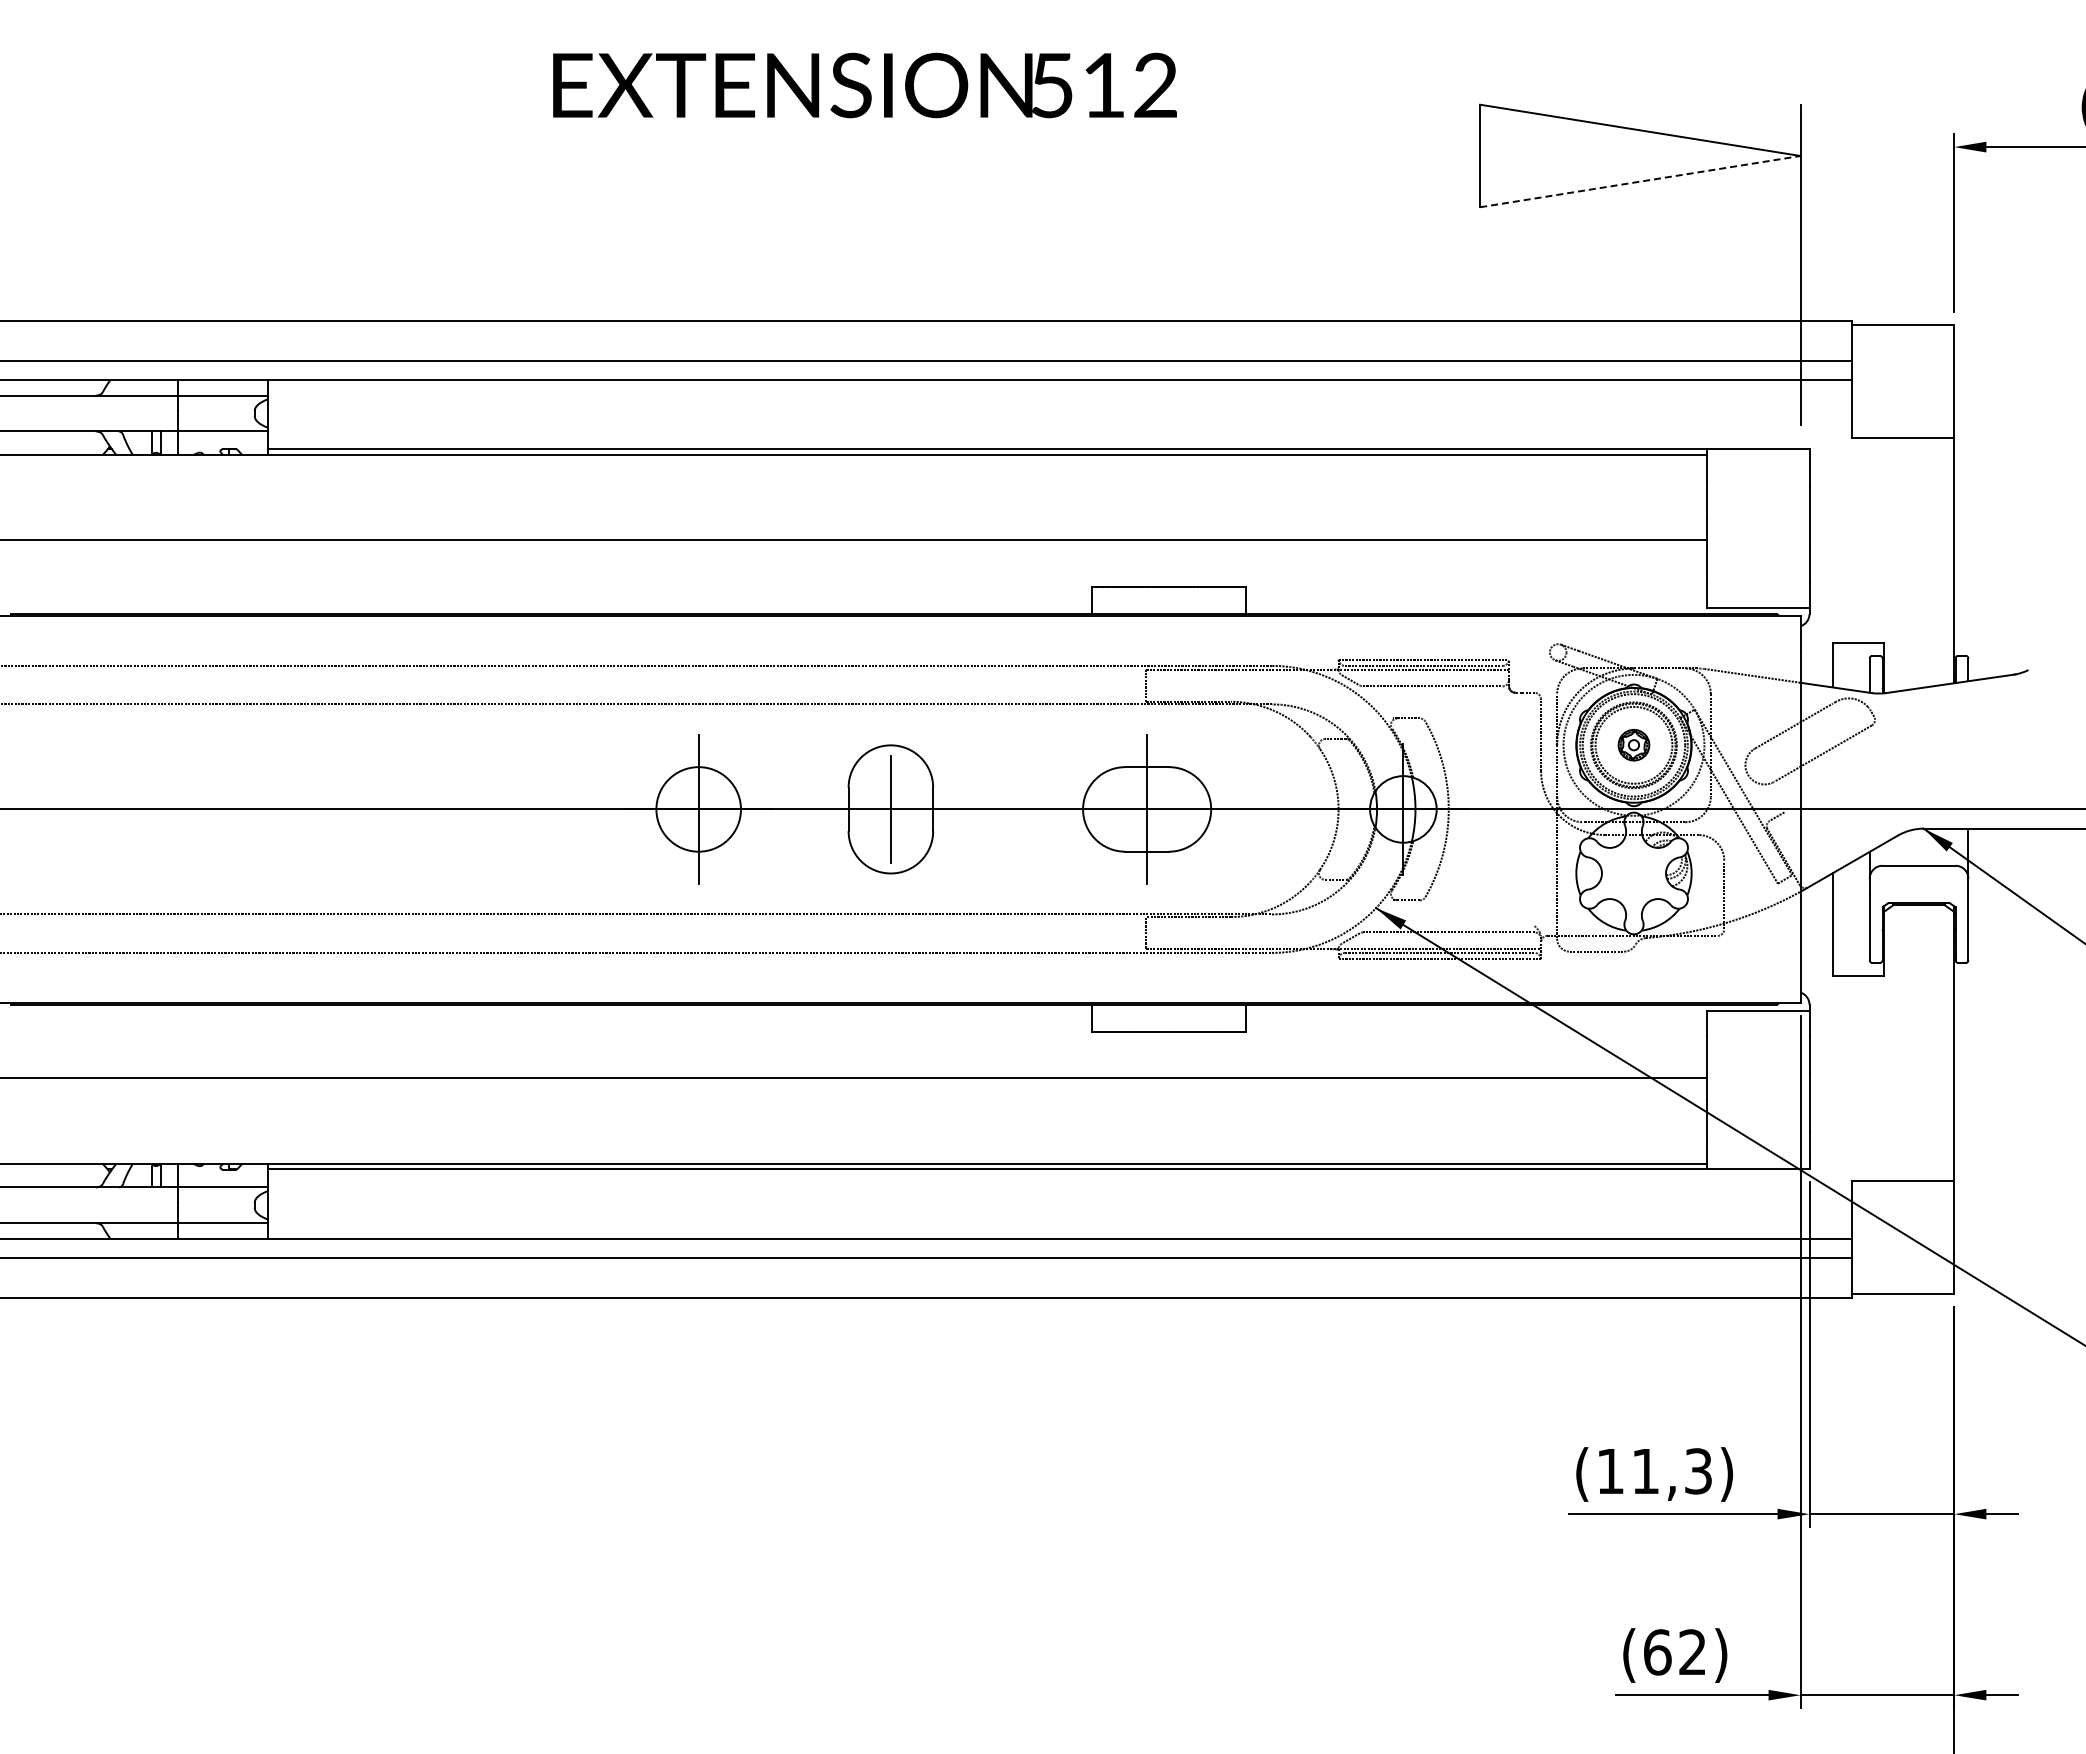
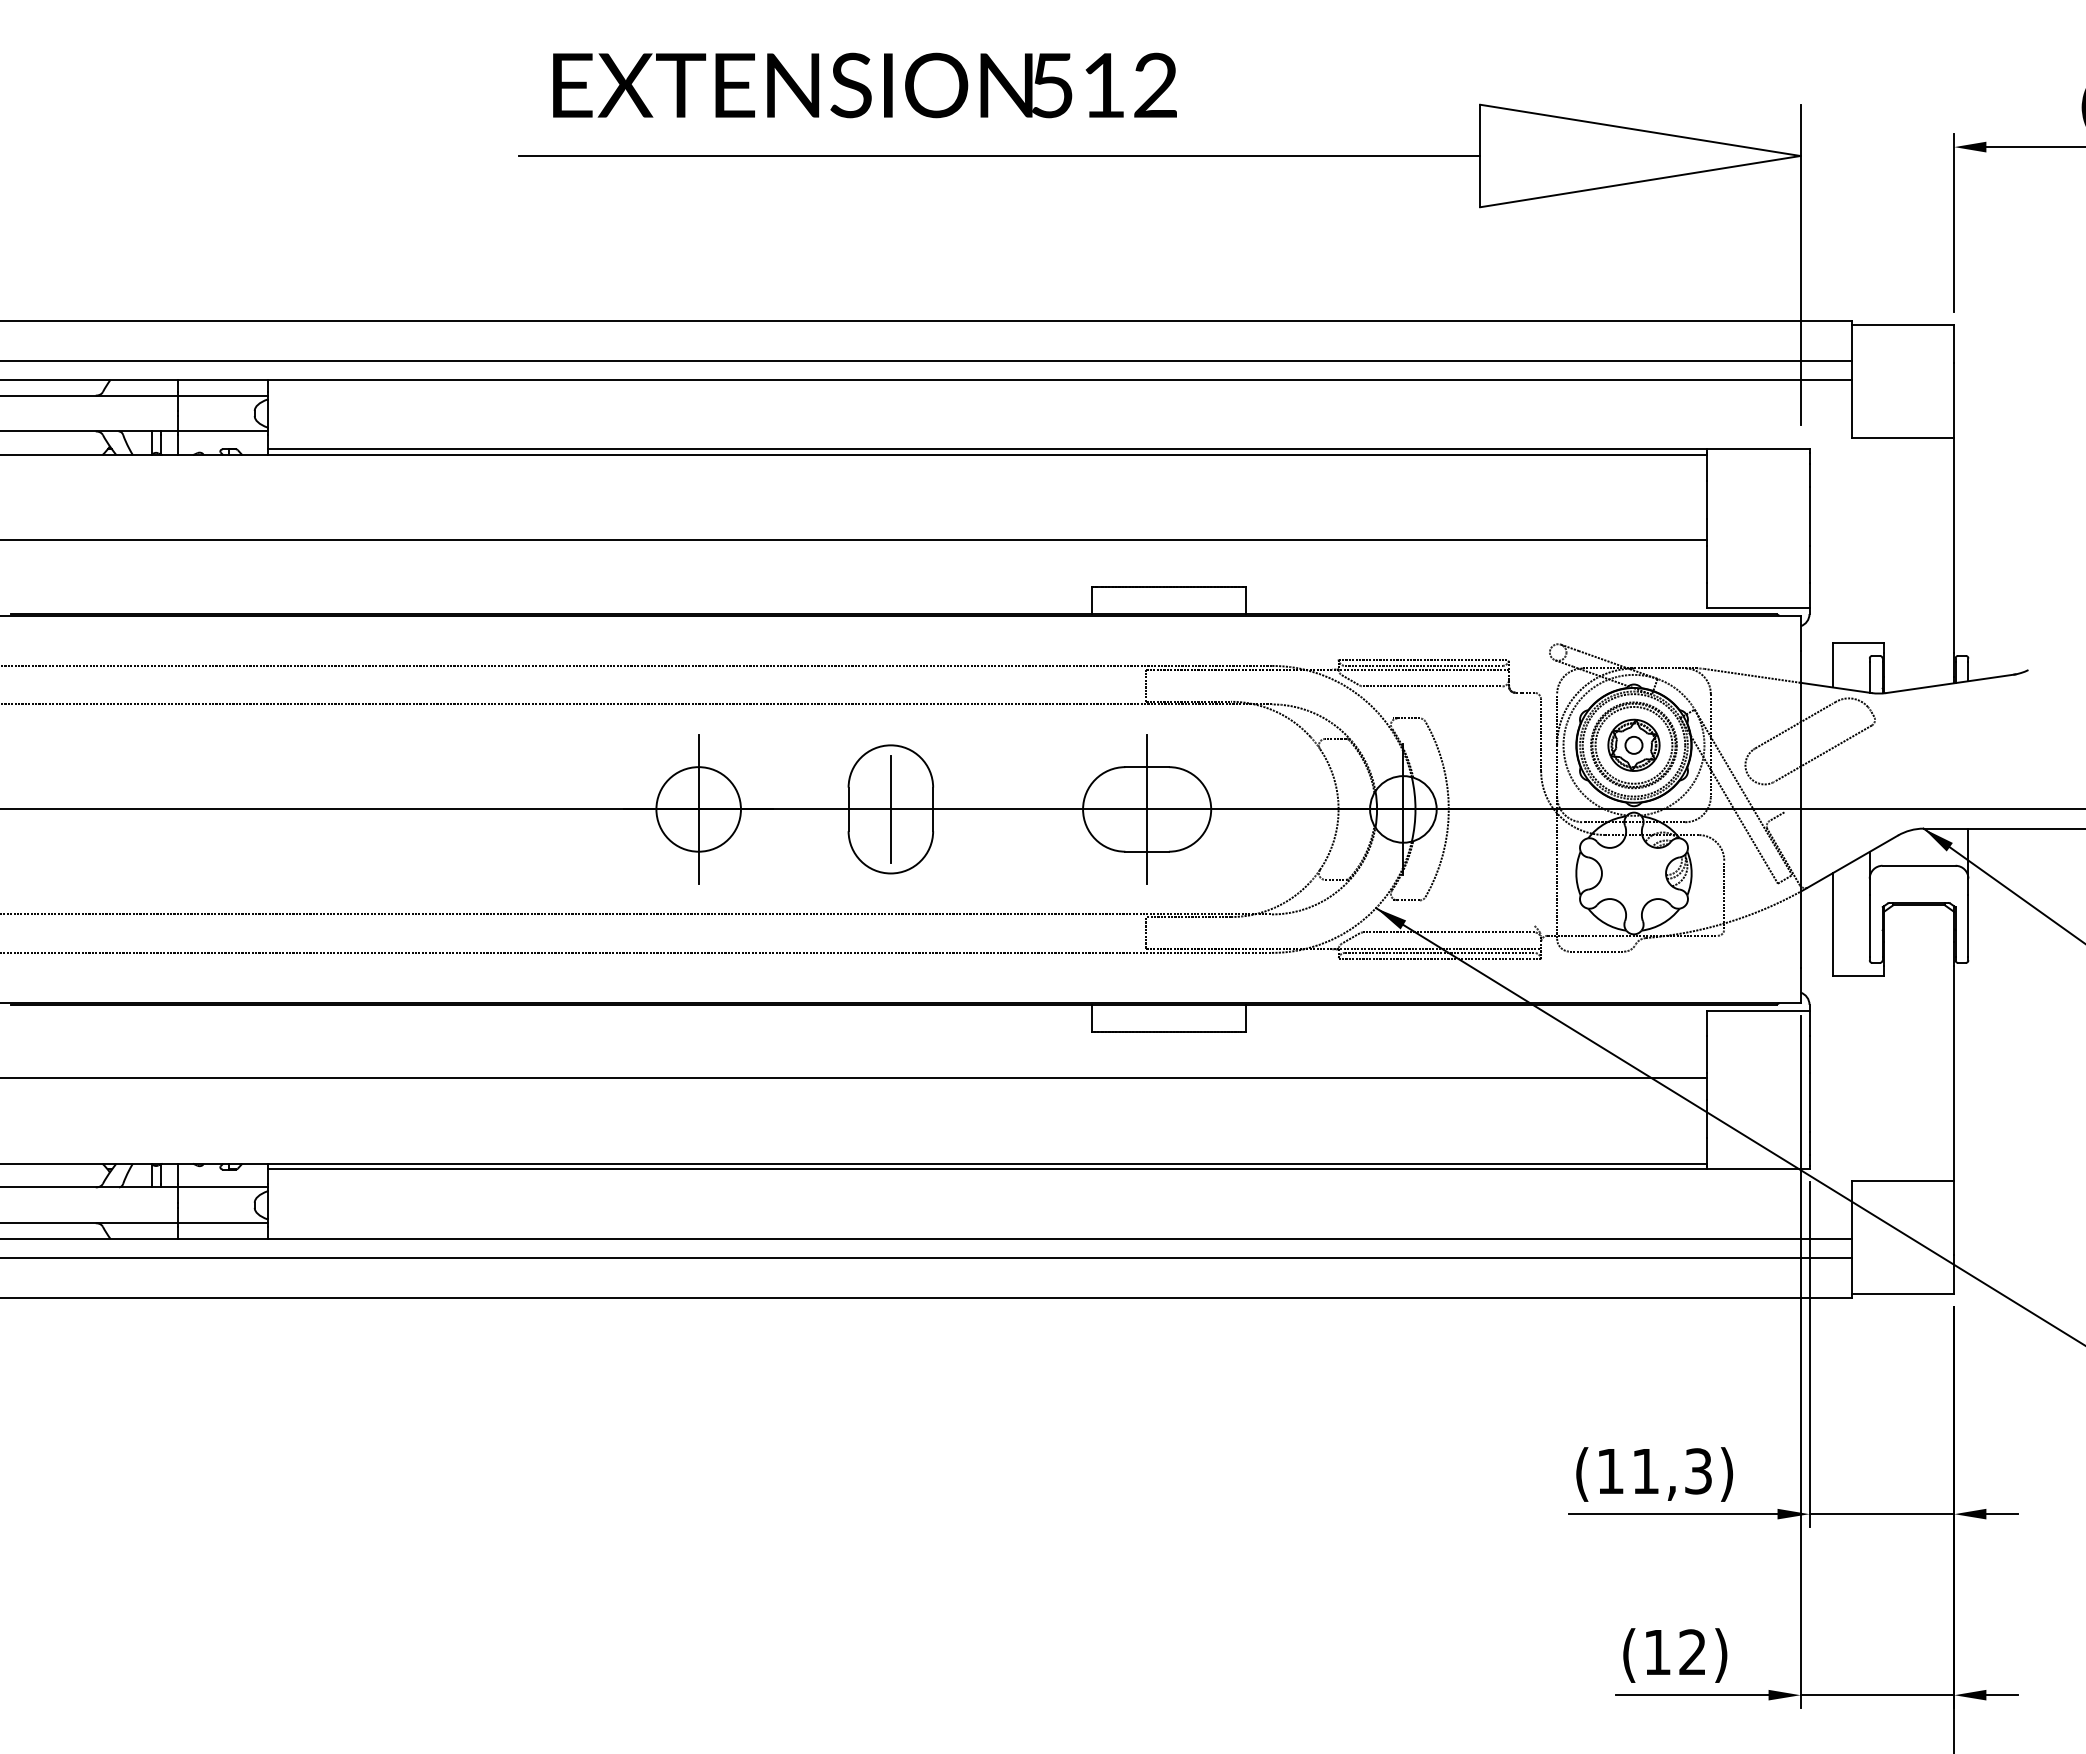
line: none -> present (999, 156)
line: dashed -> solid (1640, 181)
part size: 34x34 px -> 54x54 px (1633, 744)
text: (62) -> (12) (1657, 1652)
